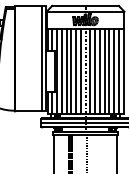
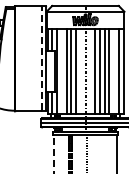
line: solid -> dashed (41, 58)
line: present -> none (61, 71)
line: present -> none (80, 71)
line: present -> none (90, 71)
line: present -> none (114, 71)
line: solid -> dashed (54, 154)
